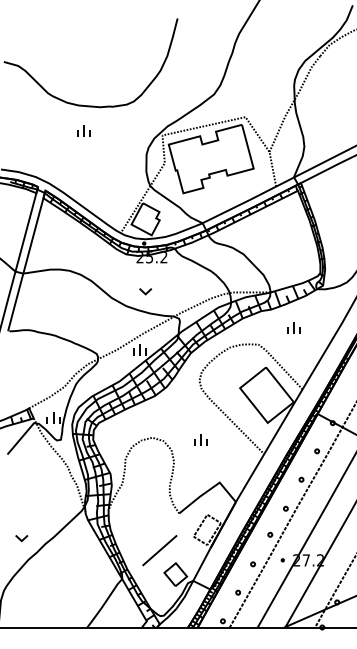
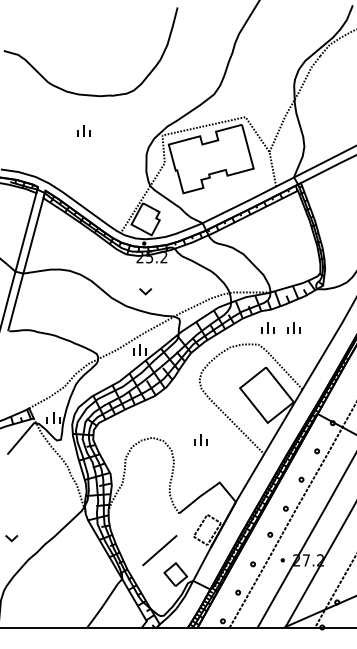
curve position: (82, 104) -> (82, 93) (82, 93)
part: none -> present (267, 327)
part position: (21, 538) -> (11, 538) (11, 538)
